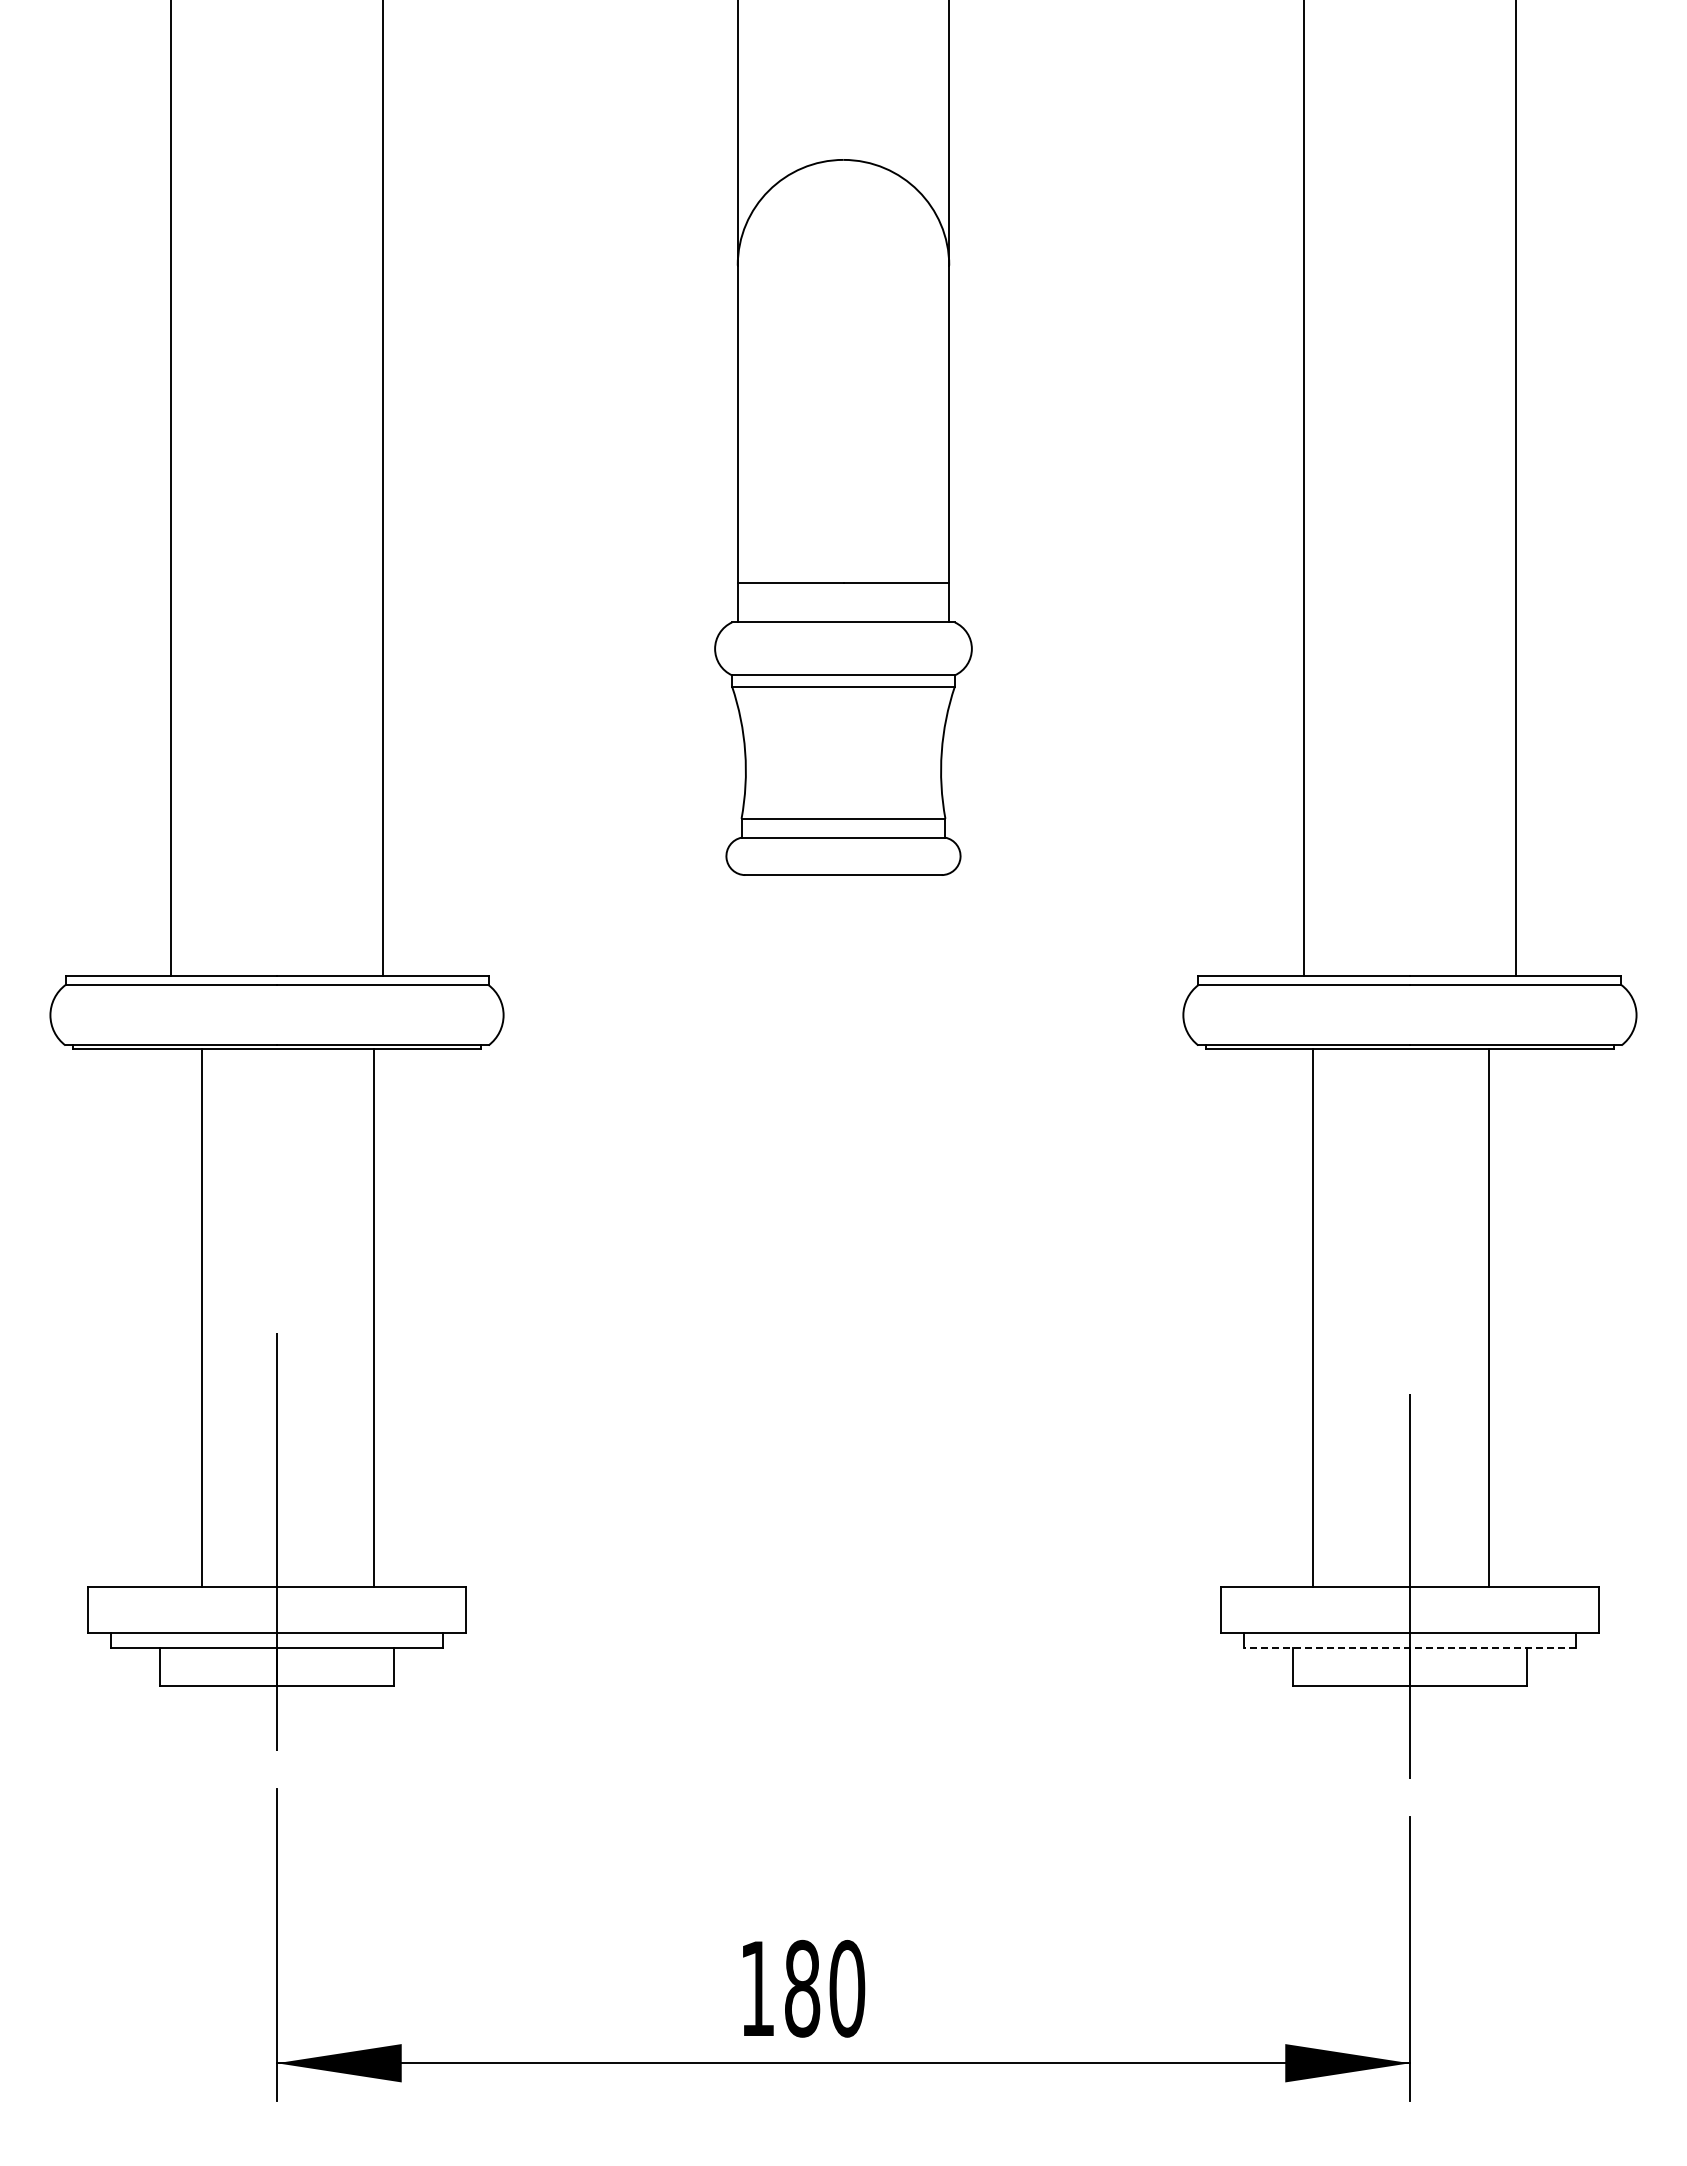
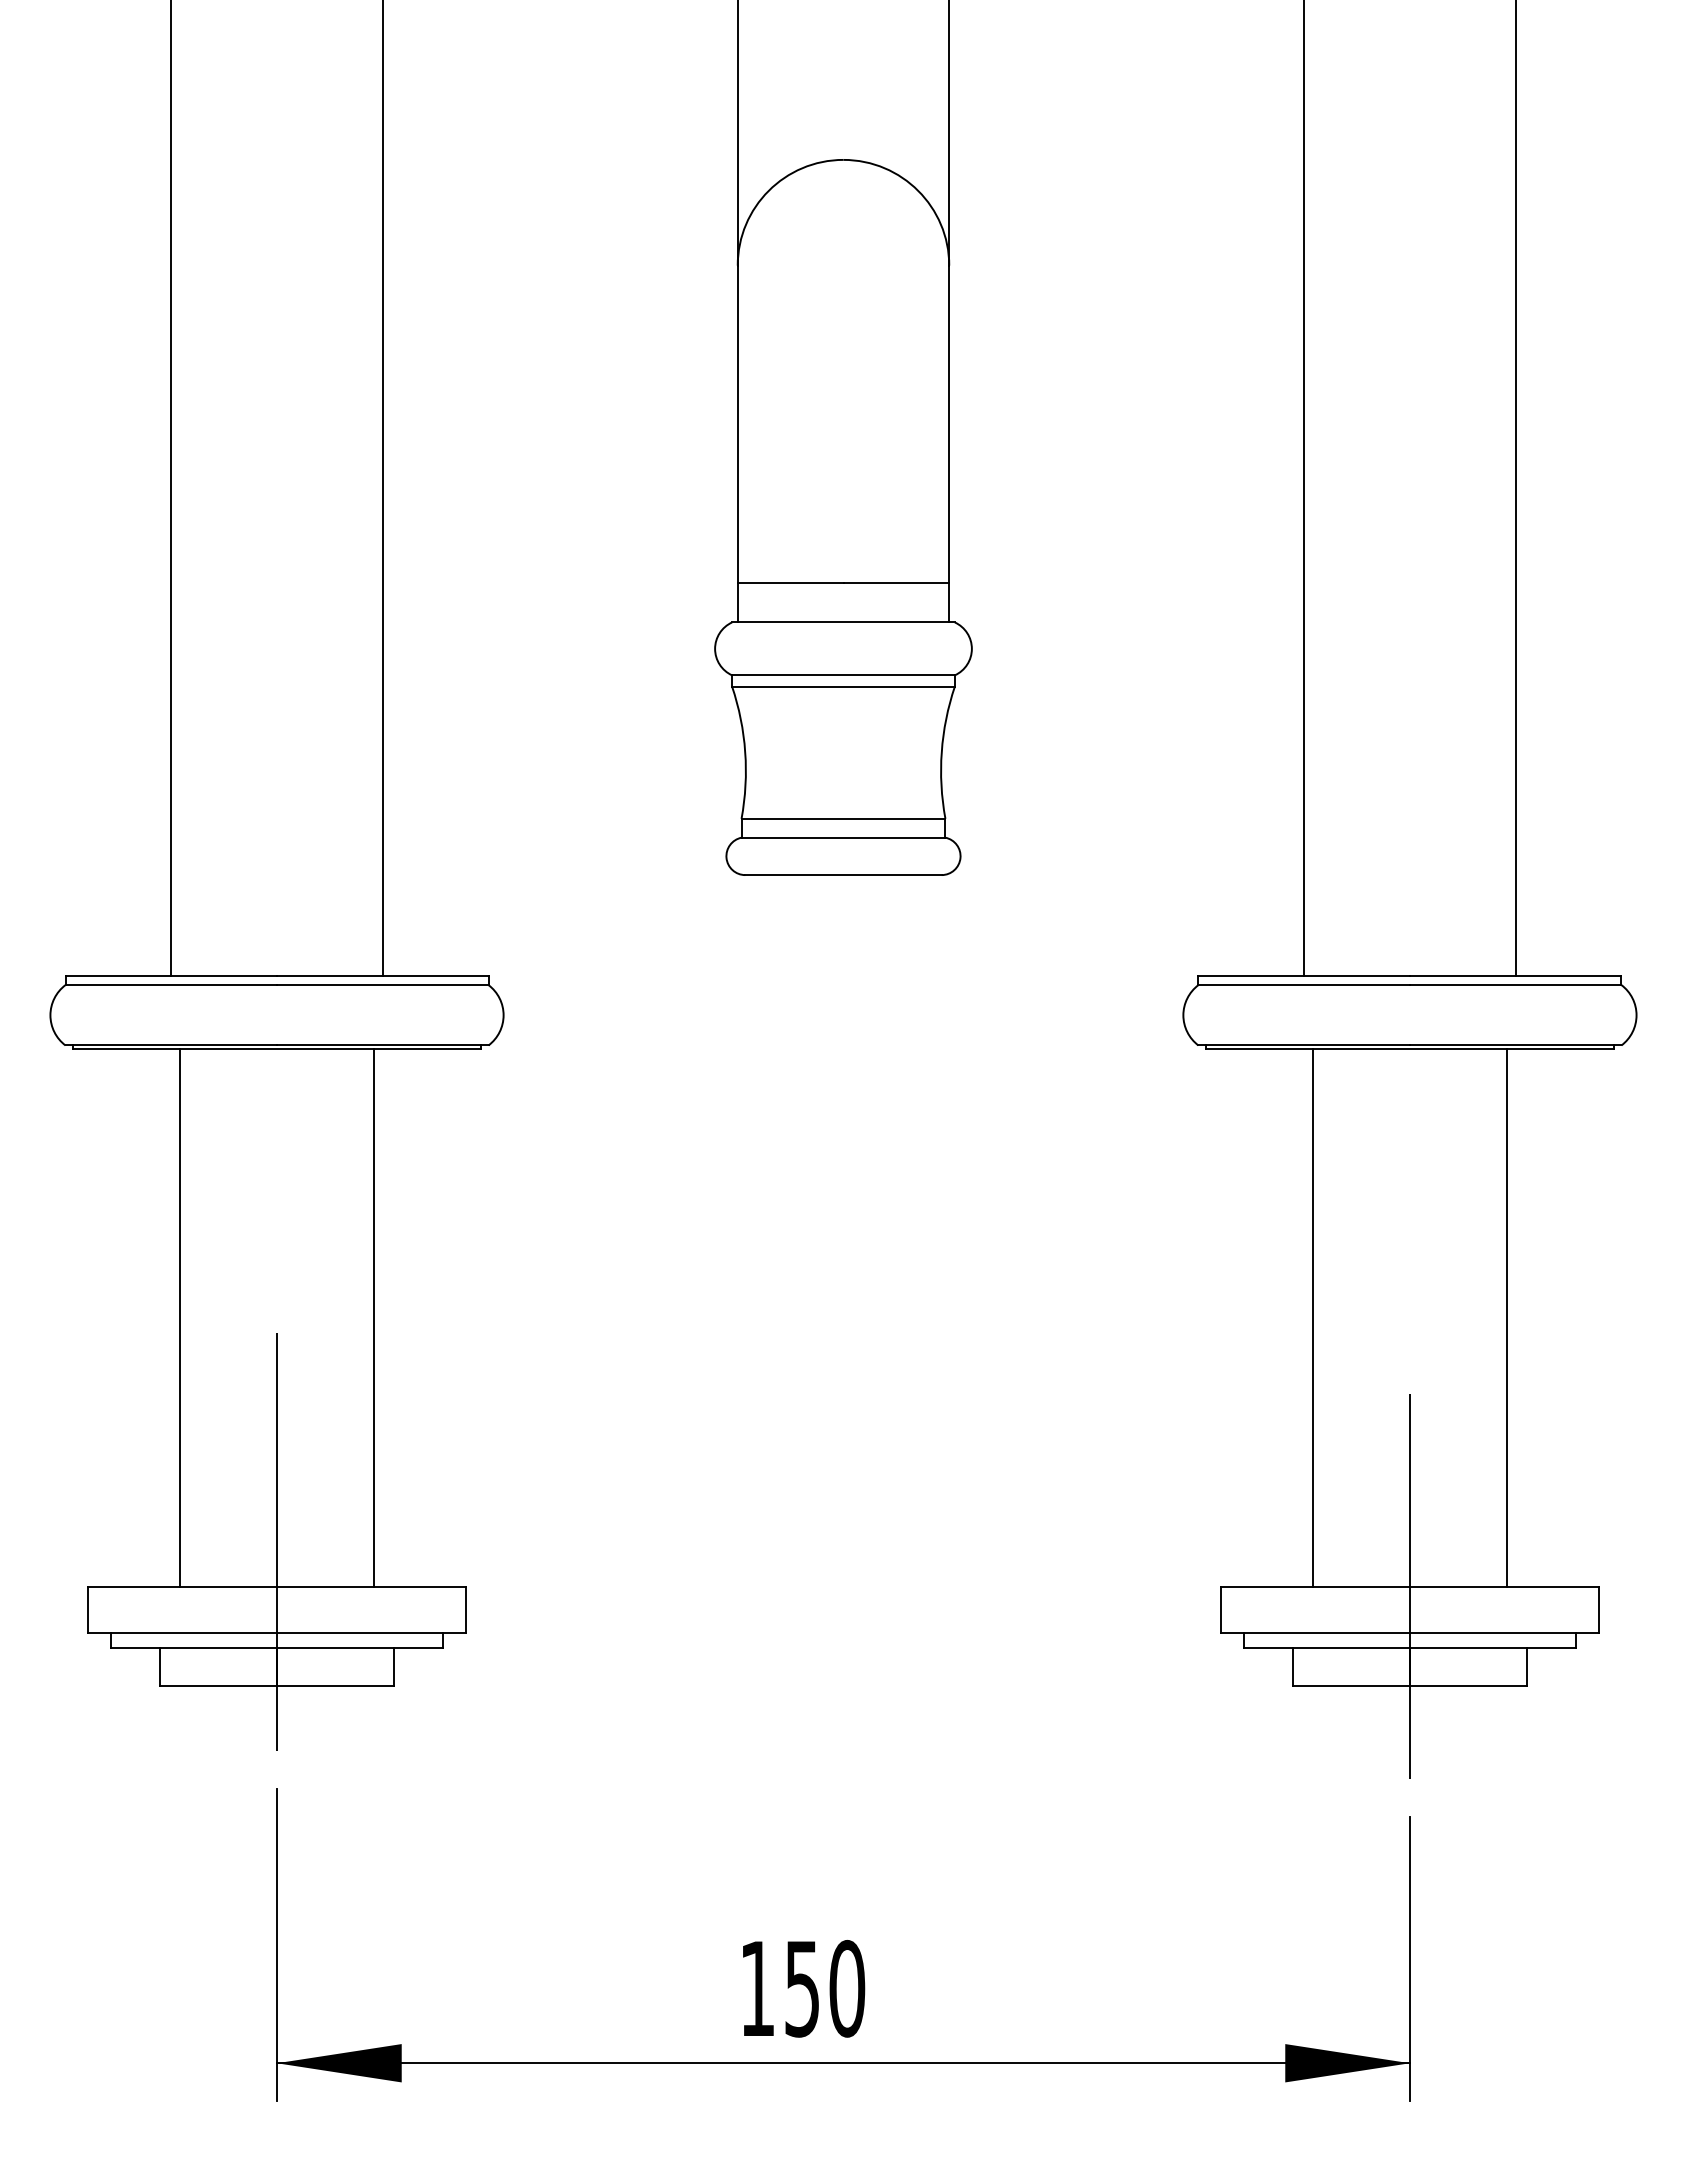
line position: (201, 1318) -> (179, 1318) (179, 1318)
line position: (1489, 1318) -> (1507, 1318) (1507, 1318)
line: dashed -> solid (1409, 1647)
text: 180 -> 150 (802, 1988)
